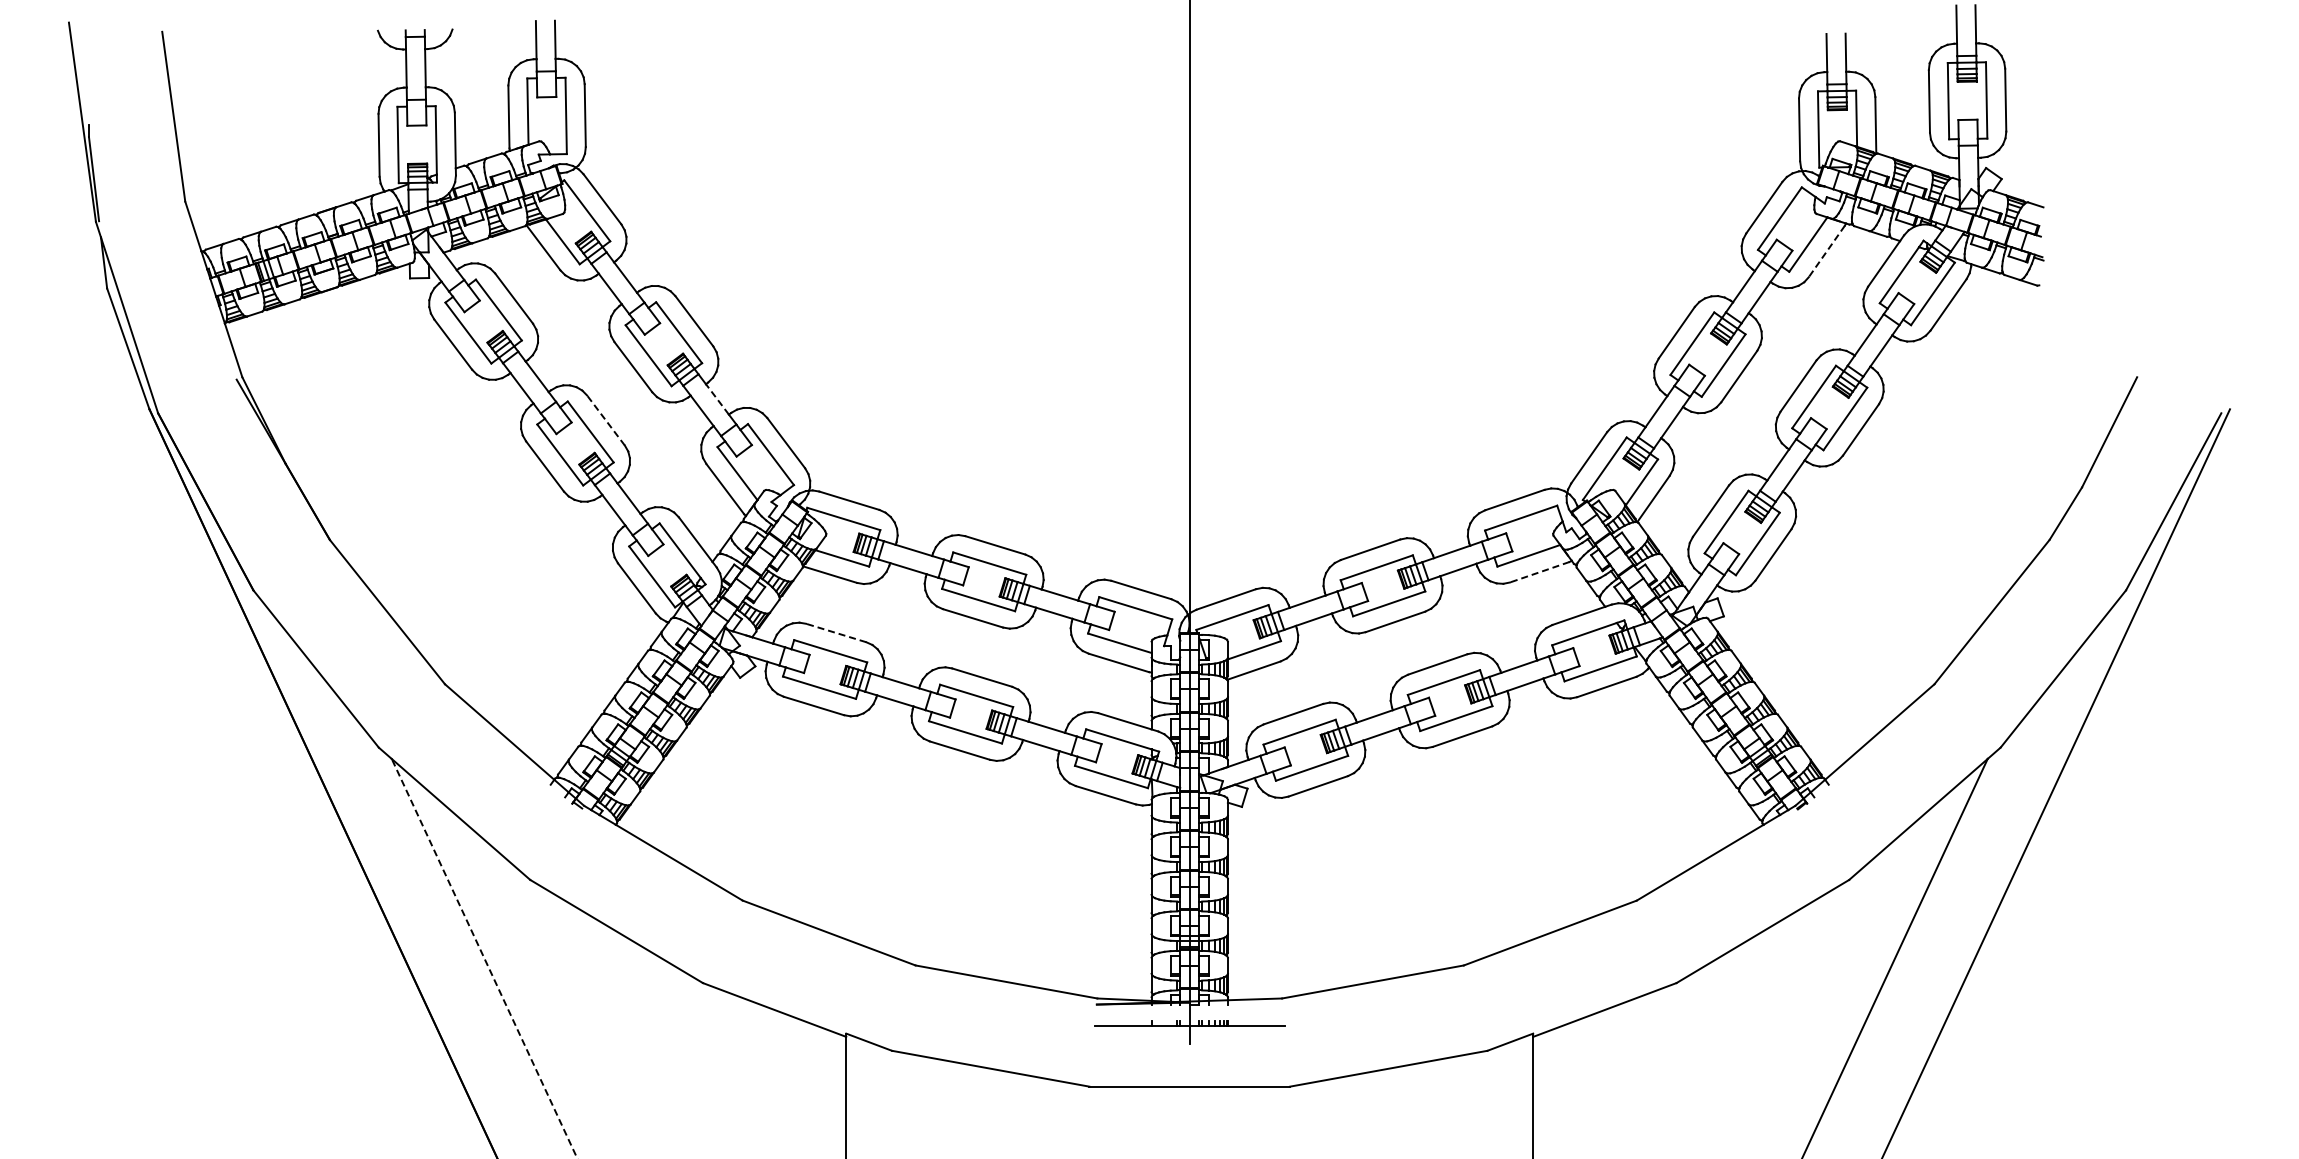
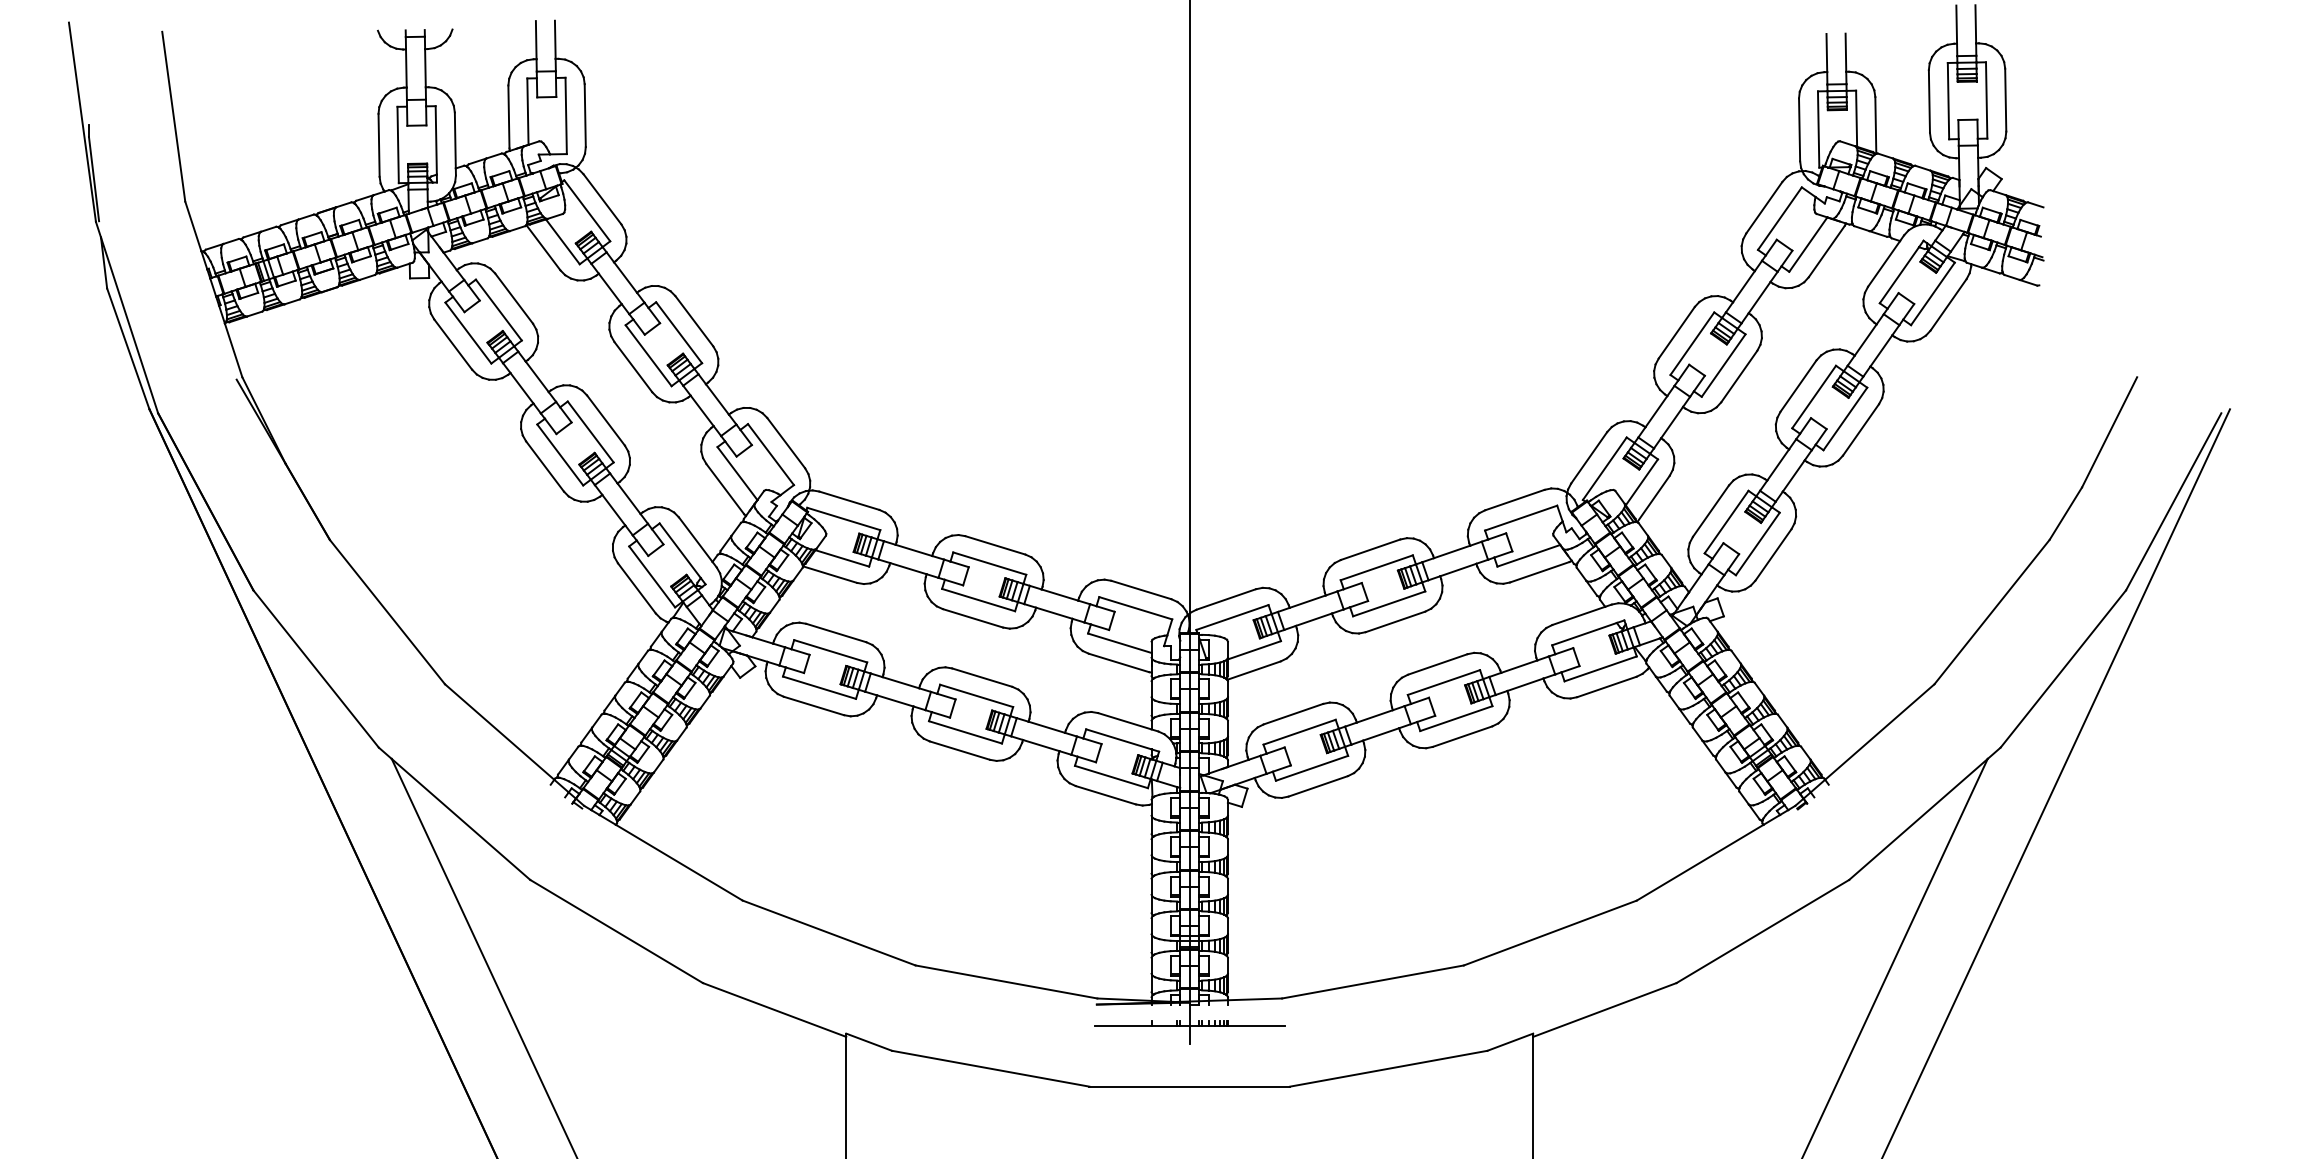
line: dashed -> solid (1826, 251)
line: dashed -> solid (717, 399)
line: dashed -> solid (605, 420)
line: dashed -> solid (1539, 572)
line: dashed -> solid (835, 632)
line: dashed -> solid (484, 958)
